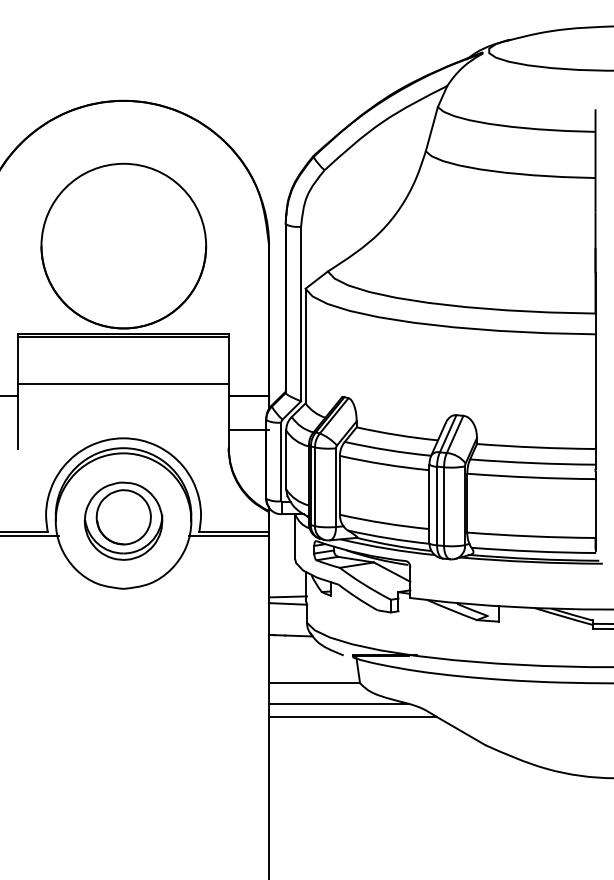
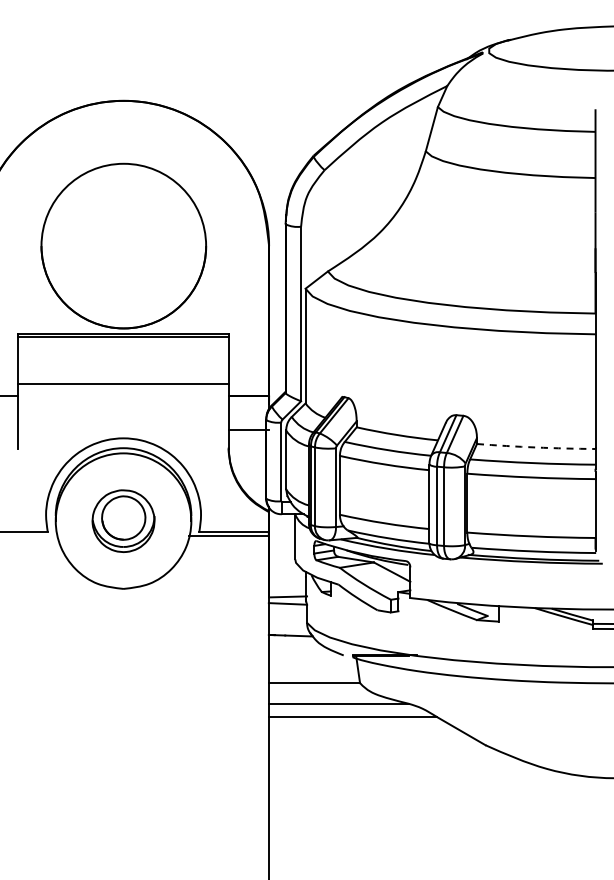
arc: solid -> dashed (536, 447)
part size: 81x80 px -> 65x64 px (123, 520)
line: present -> none (30, 536)
